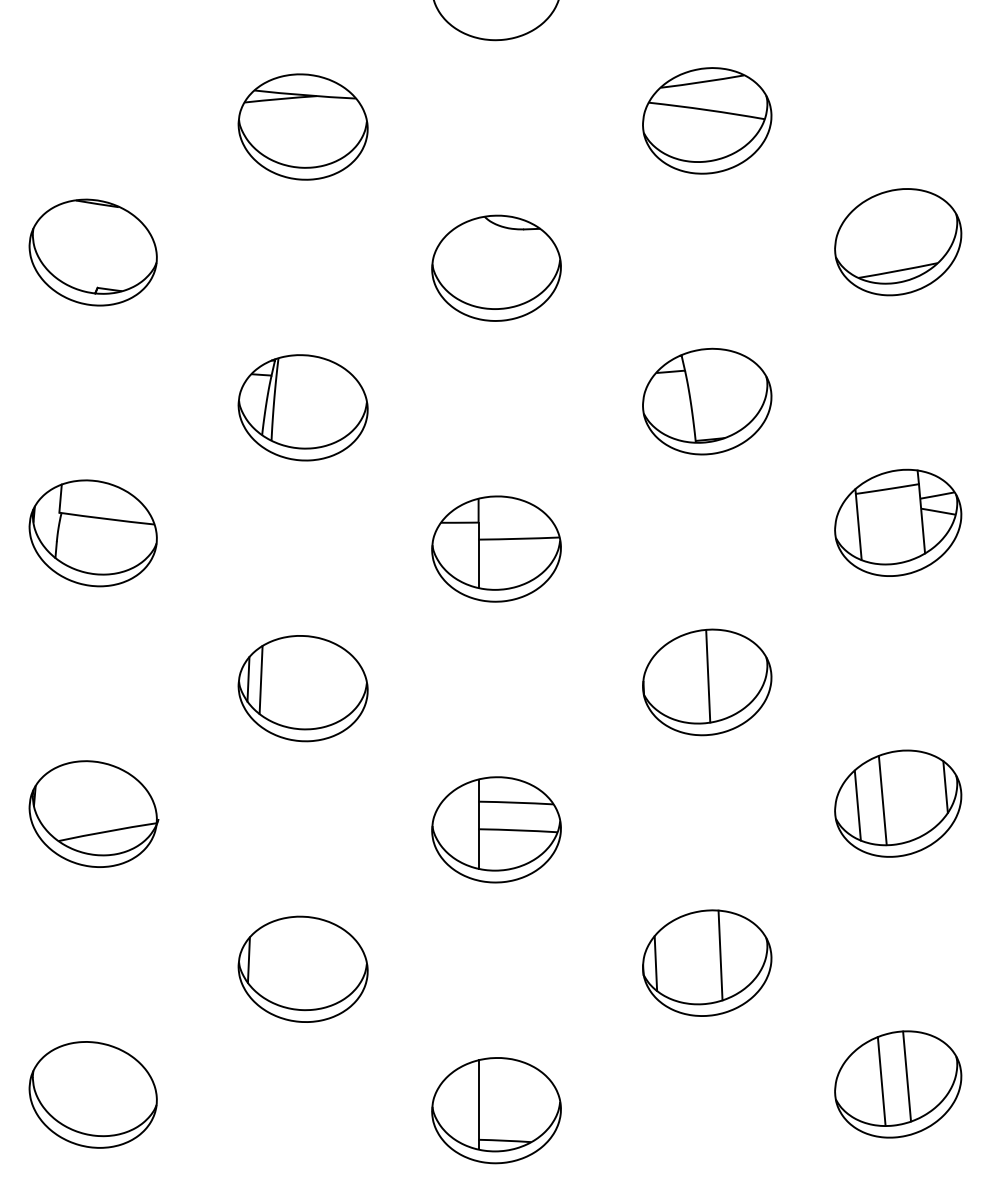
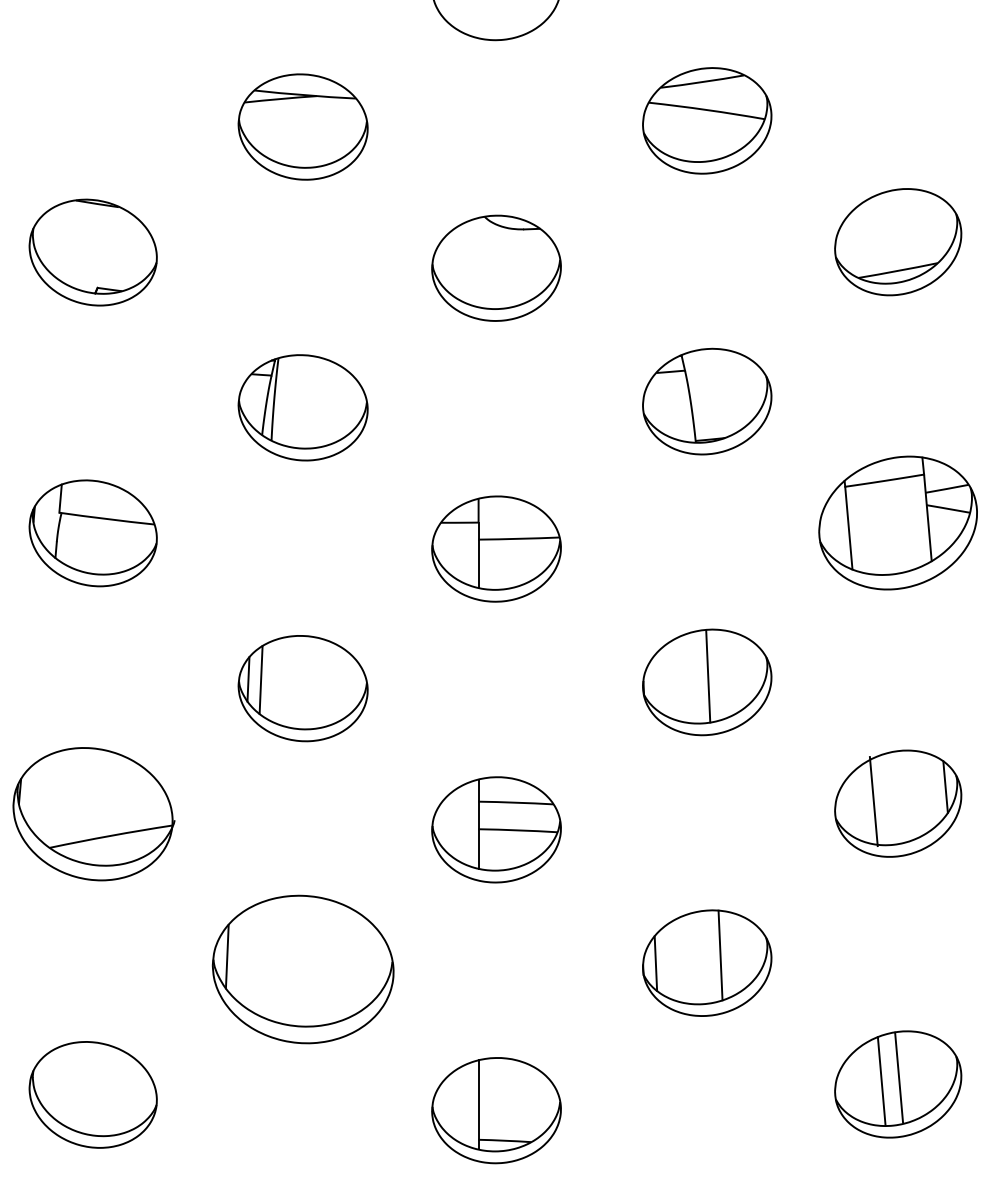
part size: 129x109 px -> 160x136 px (897, 522)
line position: (882, 800) -> (873, 801) (873, 801)
line: present -> none (857, 805)
part size: 132x108 px -> 164x135 px (93, 814)
part size: 132x108 px -> 184x151 px (302, 969)
line position: (907, 1076) -> (899, 1077) (899, 1077)
